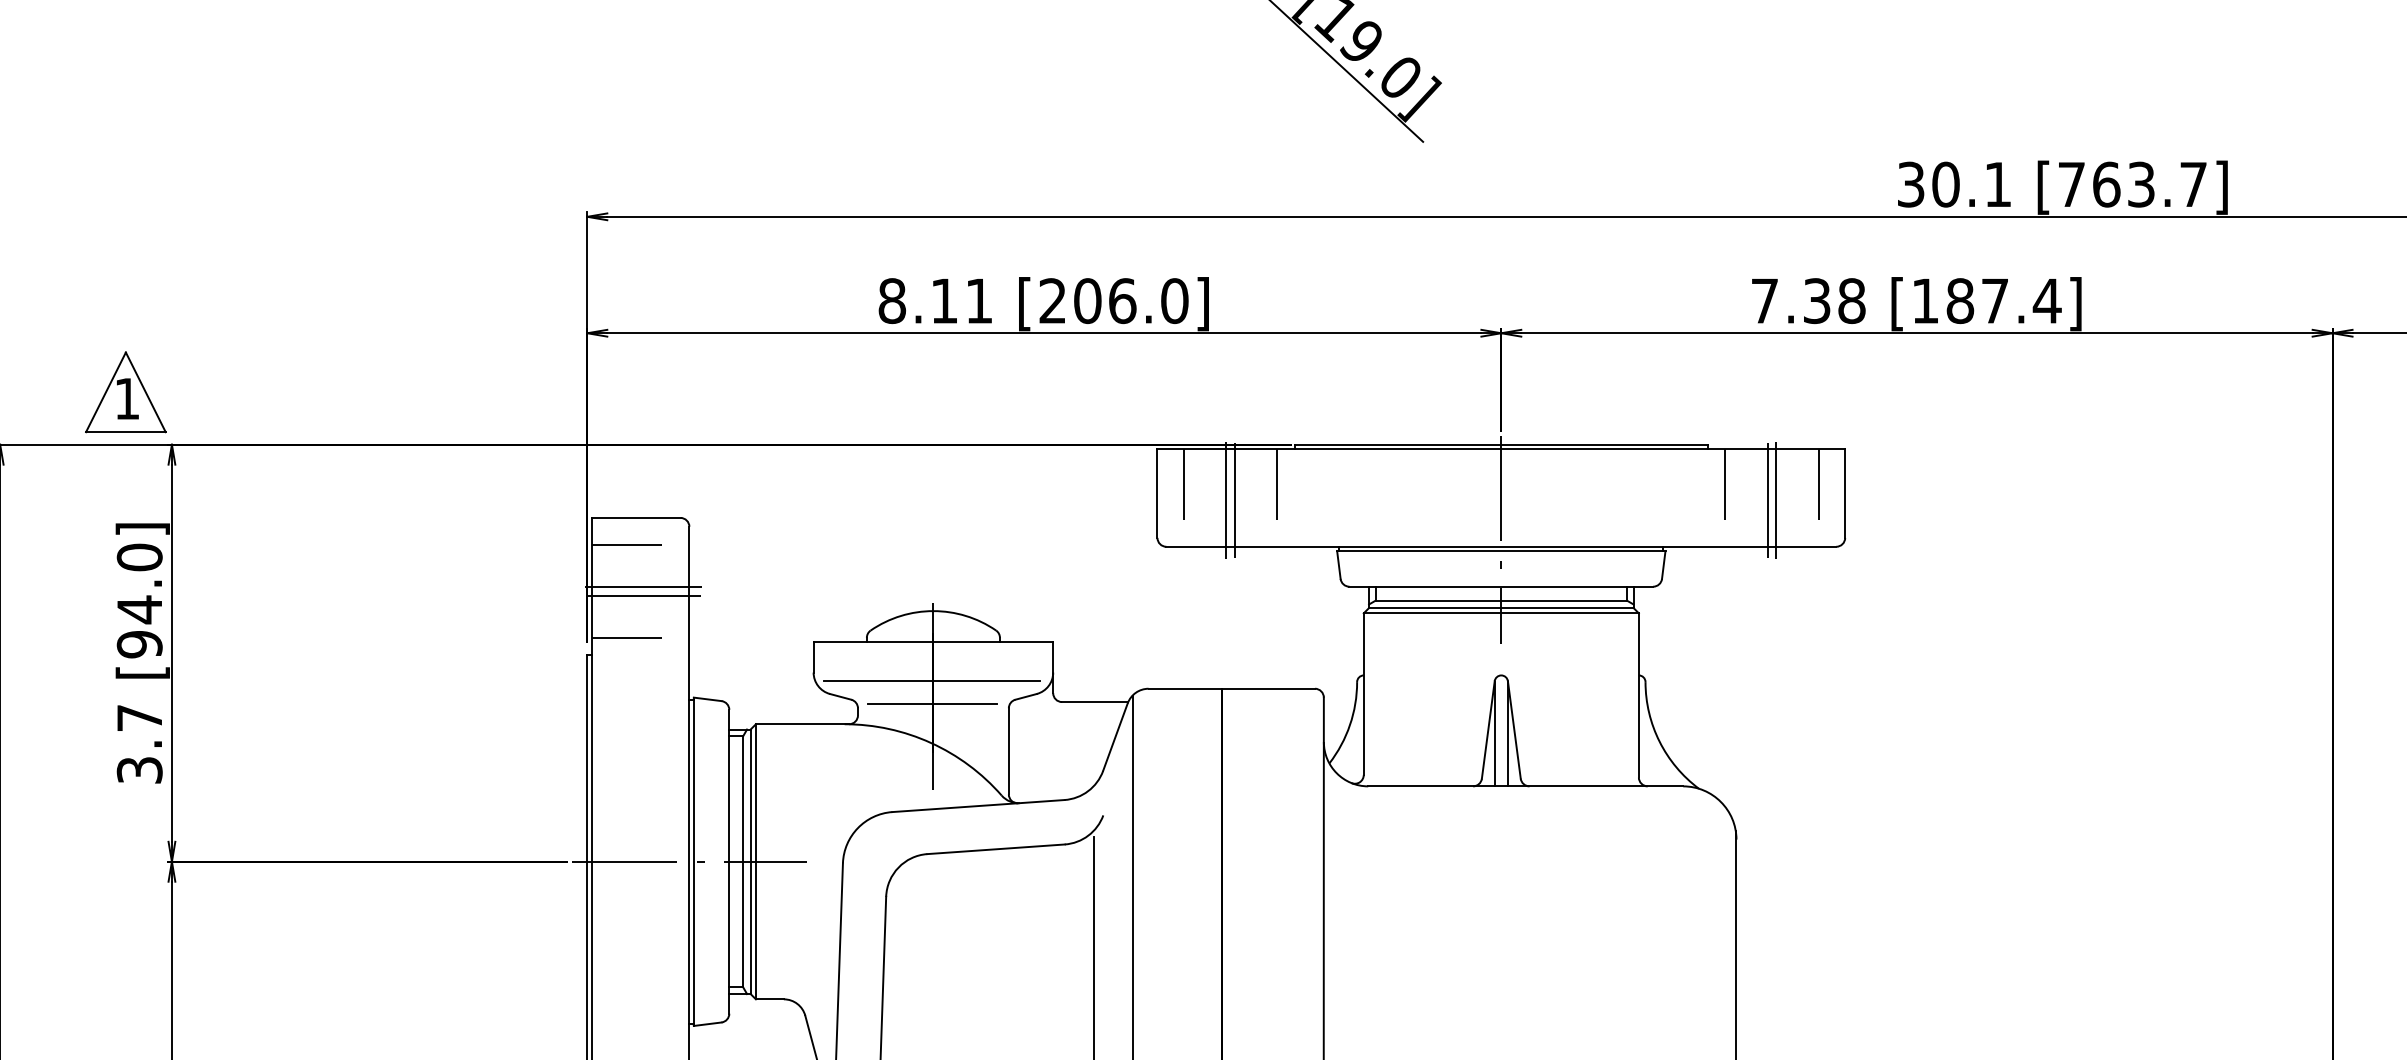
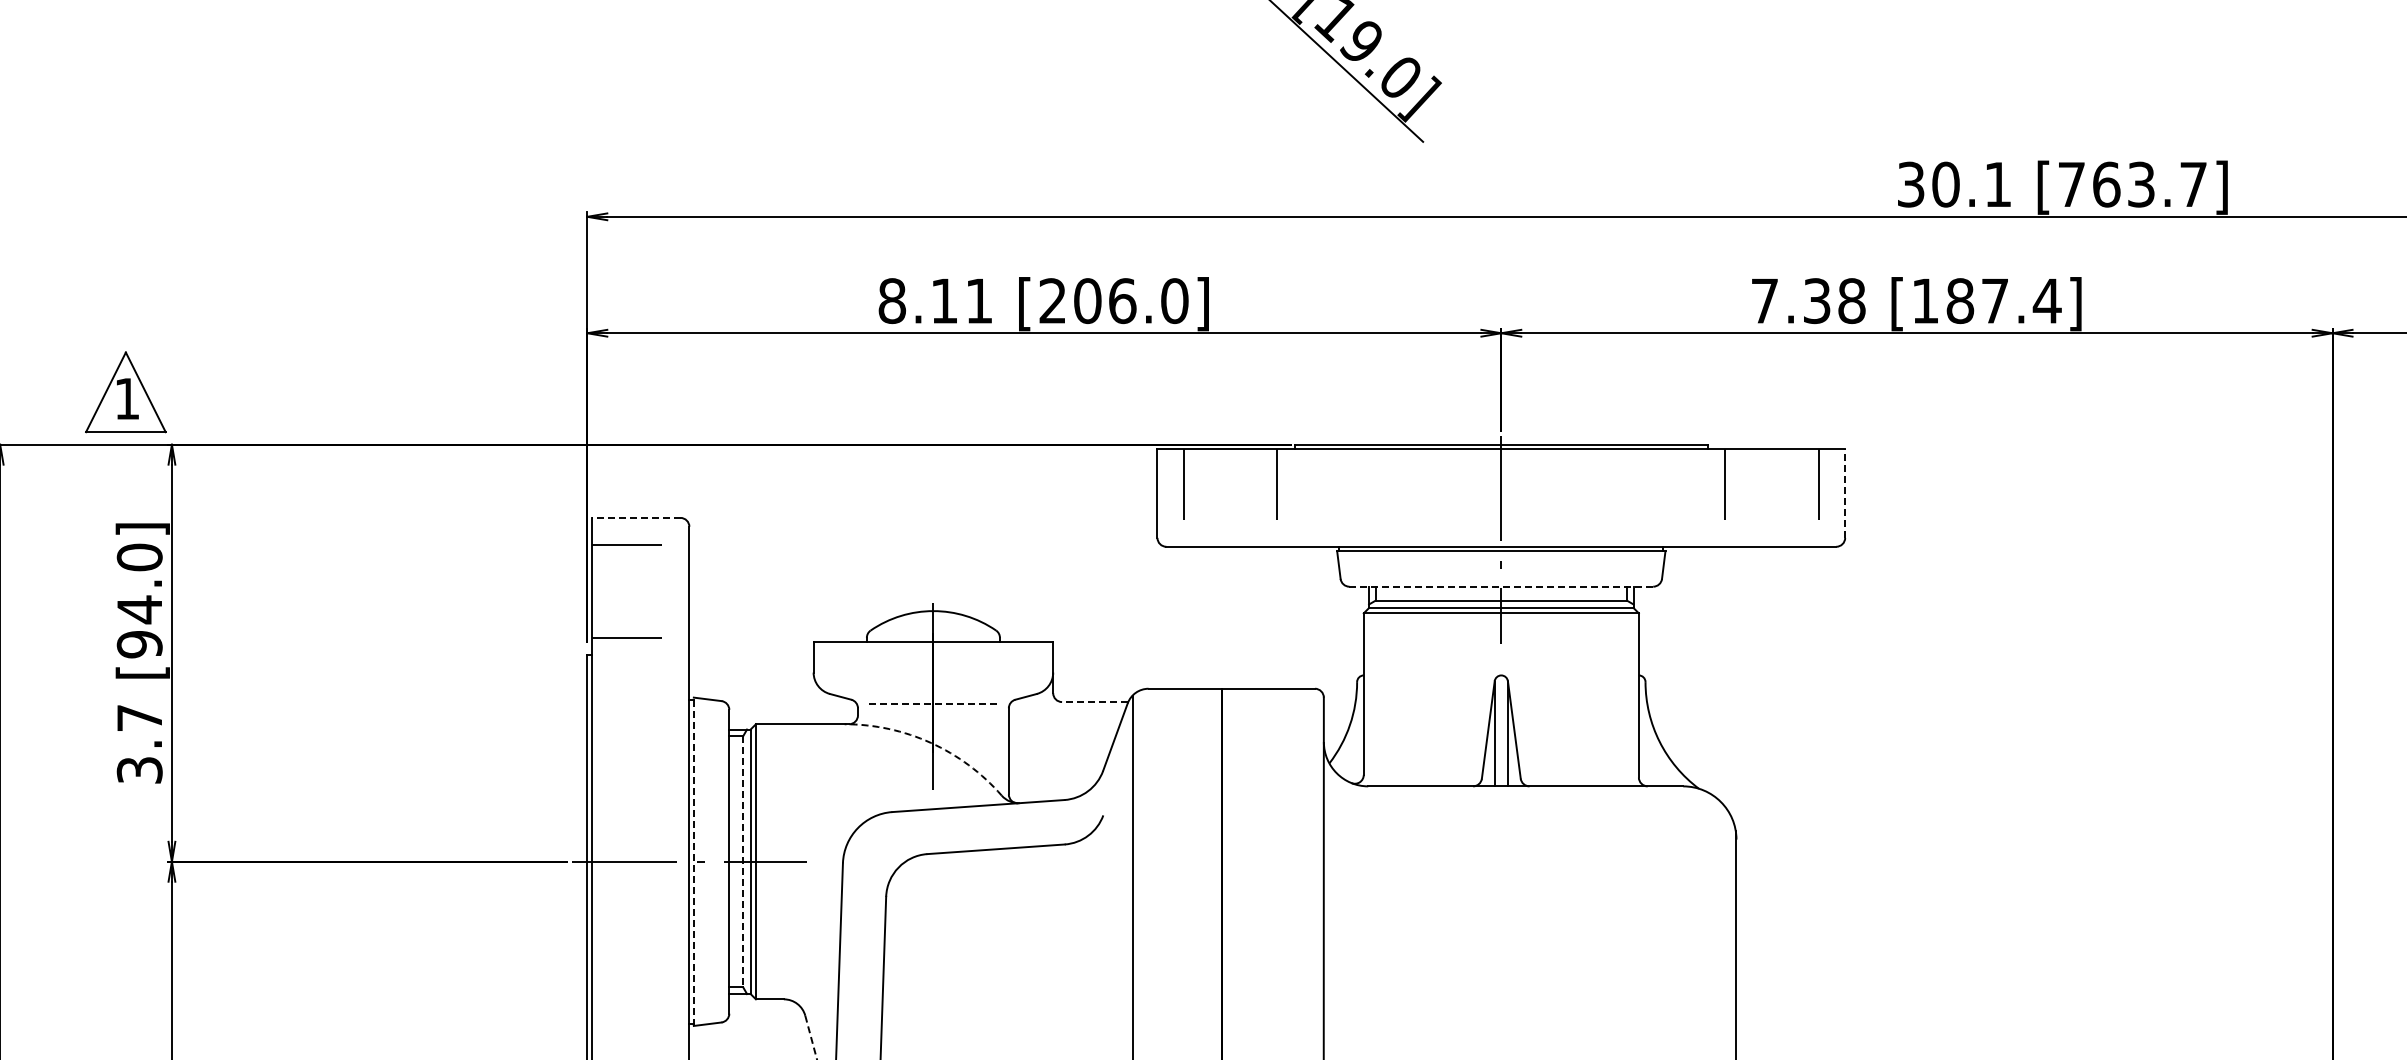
line: solid -> dashed (1845, 493)
line: present -> none (1226, 500)
line: present -> none (1235, 500)
line: present -> none (1767, 500)
line: present -> none (1776, 500)
line: solid -> dashed (635, 517)
line: present -> none (643, 586)
line: solid -> dashed (1501, 586)
line: present -> none (642, 595)
line: present -> none (932, 681)
line: solid -> dashed (1094, 702)
line: solid -> dashed (932, 703)
arc: solid -> dashed (930, 742)
line: solid -> dashed (693, 861)
line: solid -> dashed (743, 861)
line: present -> none (1094, 946)
line: solid -> dashed (811, 1037)
